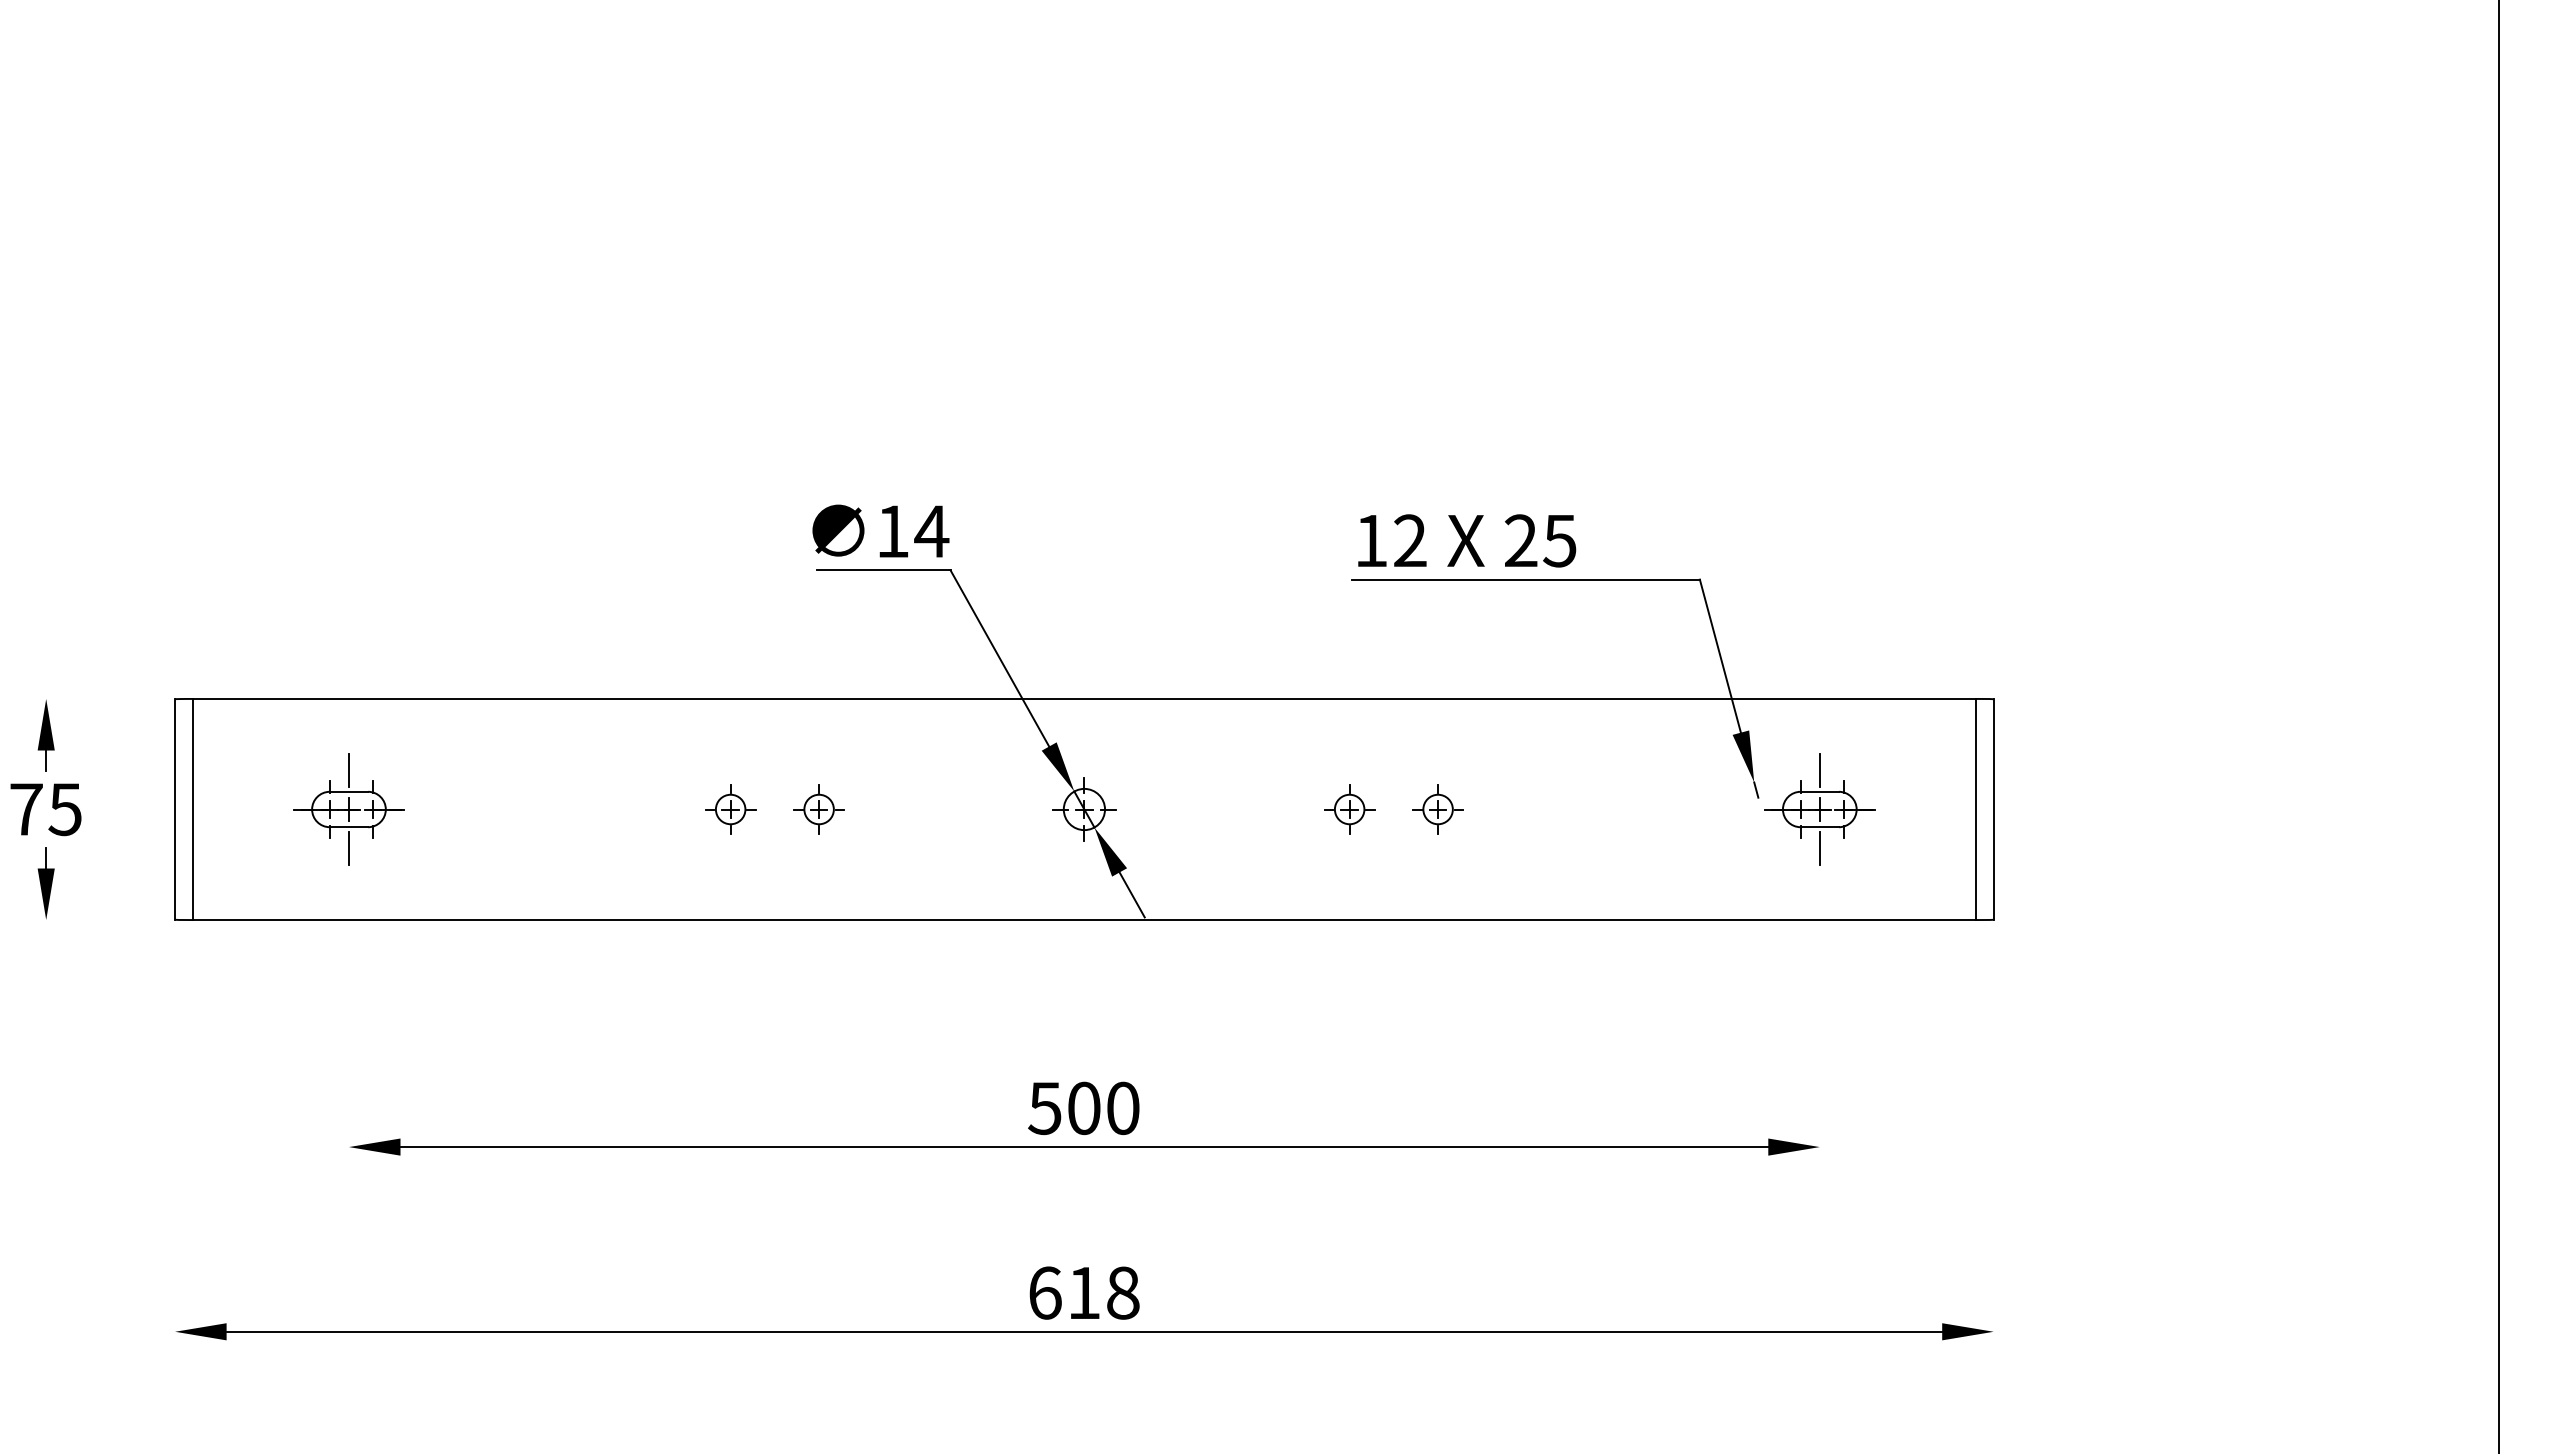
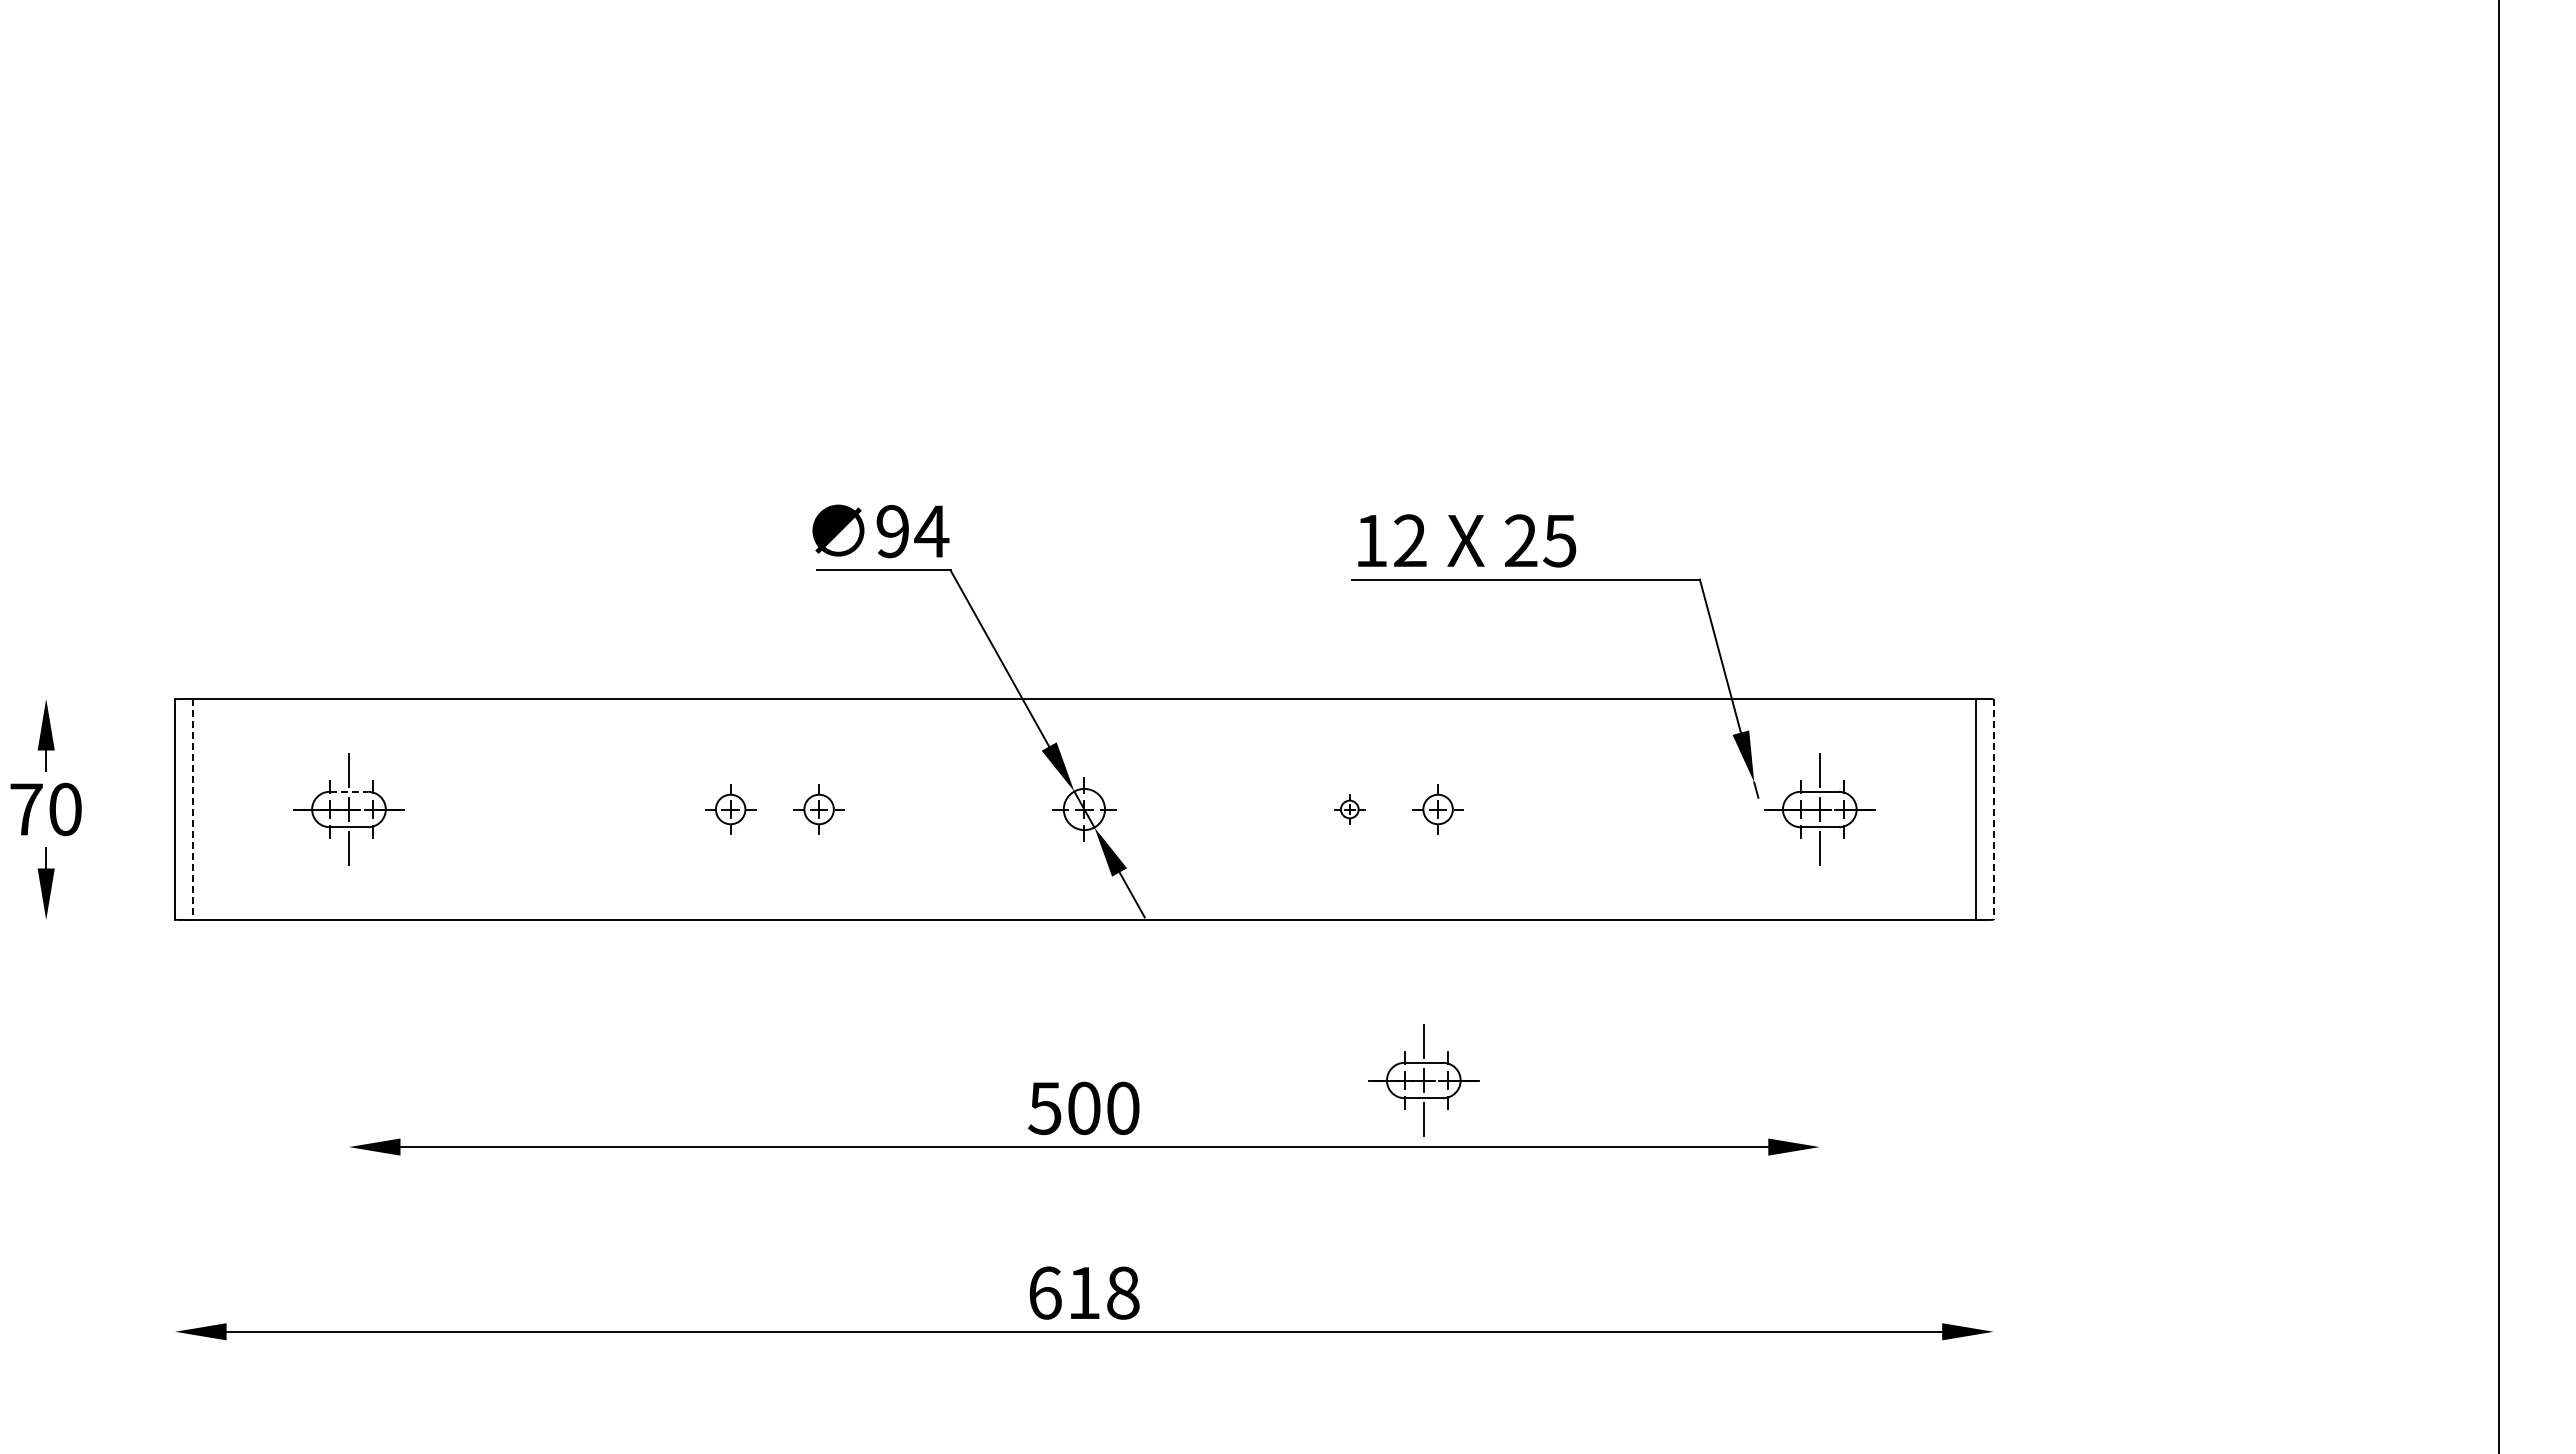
text: 14 -> 94 (892, 531)
line: solid -> dashed (349, 791)
text: 75 -> 70 (64, 809)
line: solid -> dashed (192, 809)
part size: 52x51 px -> 32x31 px (1349, 809)
line: solid -> dashed (1993, 810)
part: none -> present (1423, 1080)
